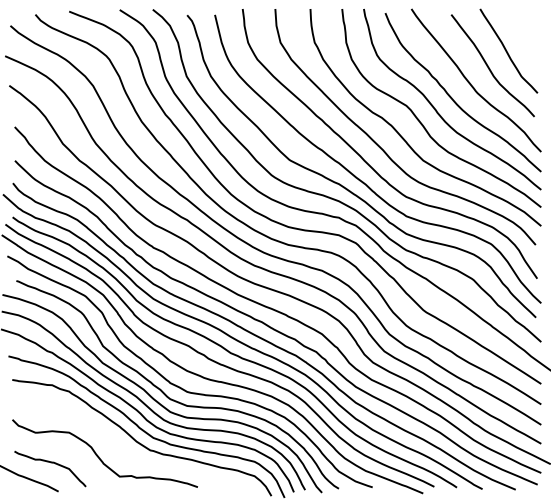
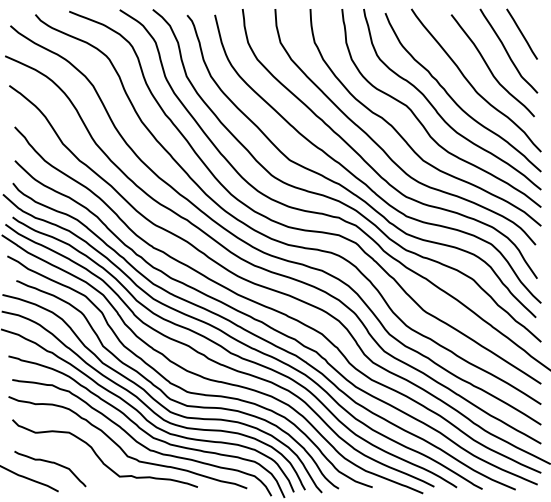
line: none -> present (521, 33)
curve: none -> present (121, 447)
